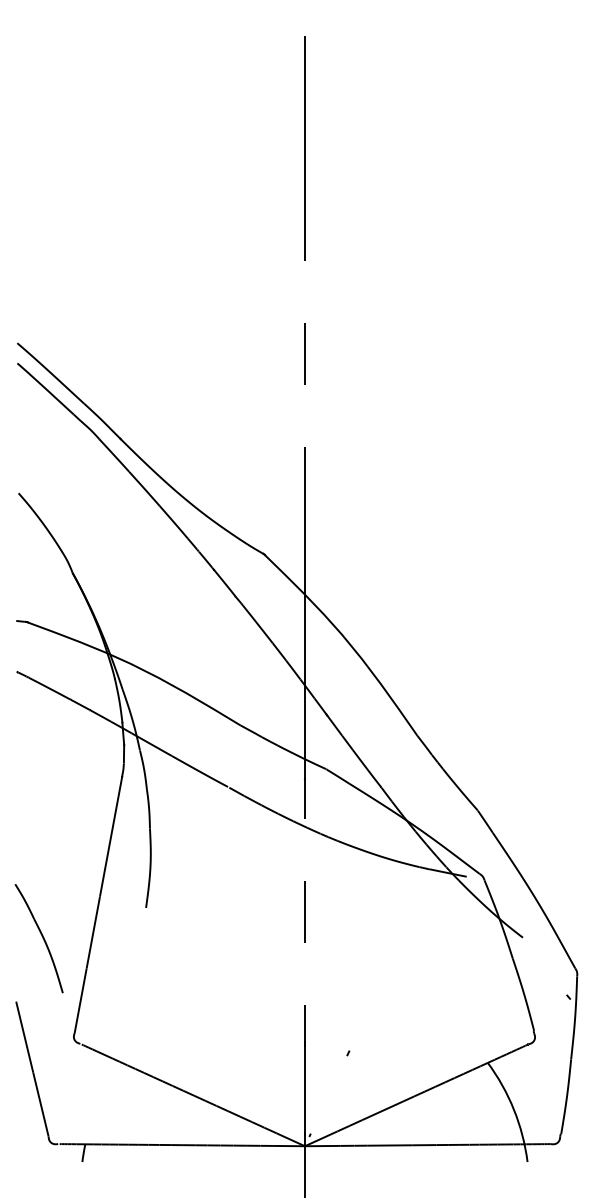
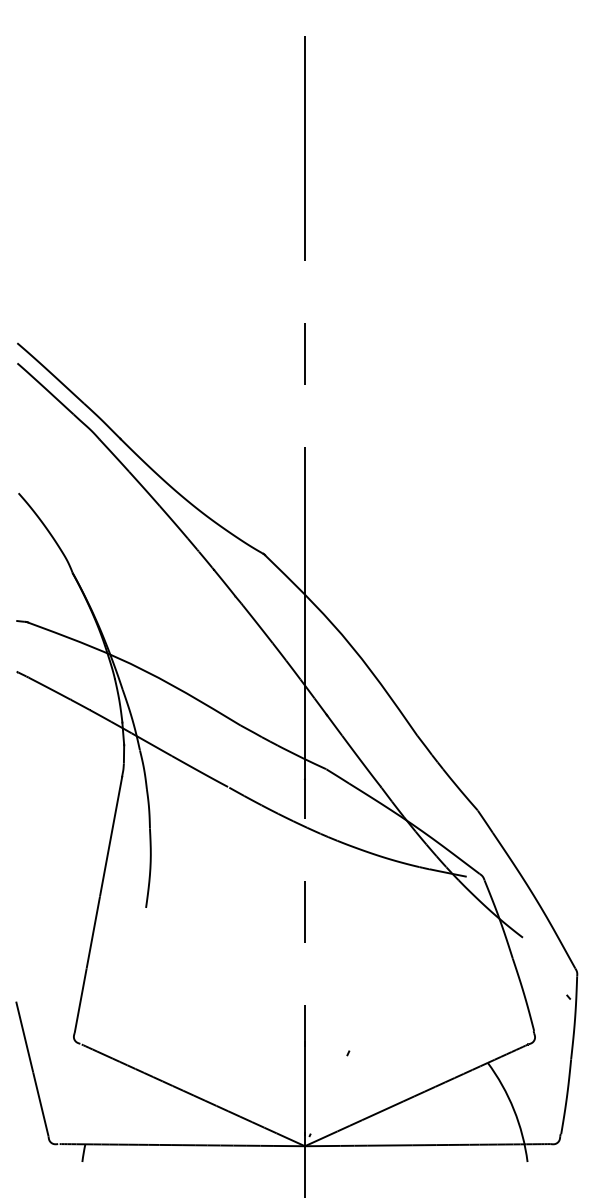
part: present -> none (38, 938)
